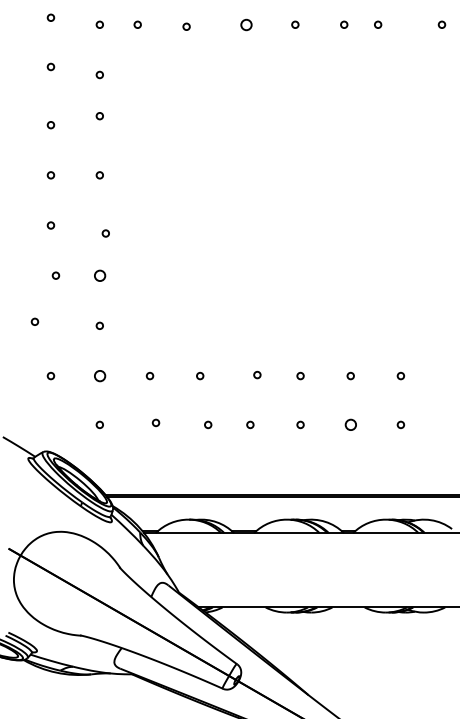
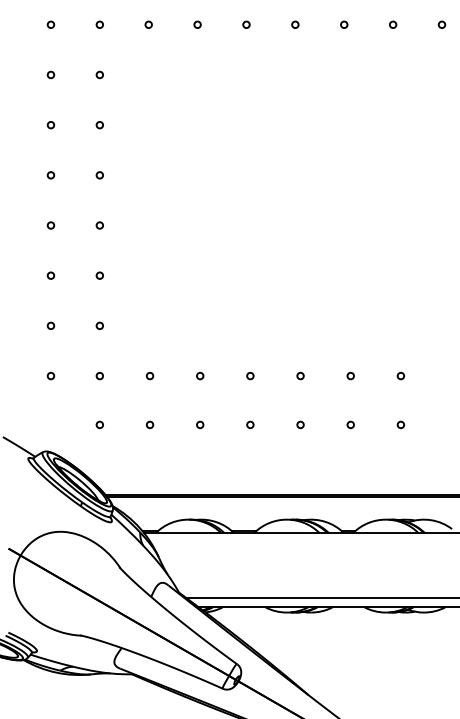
circle position: (50, 17) -> (50, 24) (50, 24)
circle position: (137, 24) -> (148, 24) (148, 24)
circle size: 13x14 px -> 9x9 px (246, 24)
circle position: (378, 24) -> (393, 24) (393, 24)
circle position: (186, 26) -> (197, 24) (197, 24)
circle position: (50, 66) -> (50, 74) (50, 74)
circle position: (99, 116) -> (99, 125) (99, 125)
circle position: (105, 233) -> (99, 225) (99, 225)
circle position: (55, 275) -> (50, 275) (50, 275)
circle size: 13x13 px -> 9x9 px (99, 275)
circle position: (34, 321) -> (50, 325) (50, 325)
circle position: (257, 374) -> (250, 375) (250, 375)
circle size: 13x13 px -> 9x10 px (99, 375)
circle position: (155, 422) -> (149, 424) (149, 424)
circle position: (208, 424) -> (200, 424) (200, 424)
circle size: 13x13 px -> 9x10 px (350, 424)
line: none -> present (321, 598)
